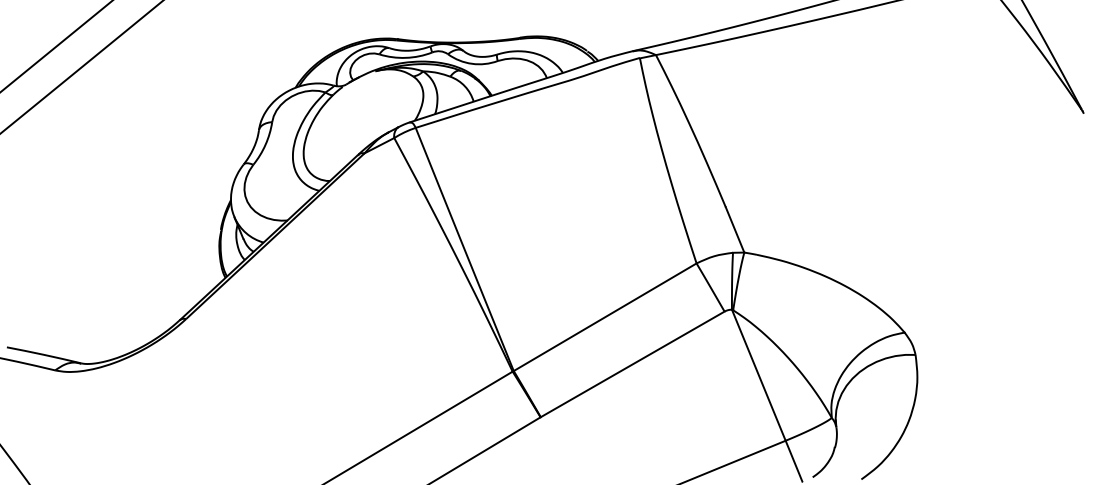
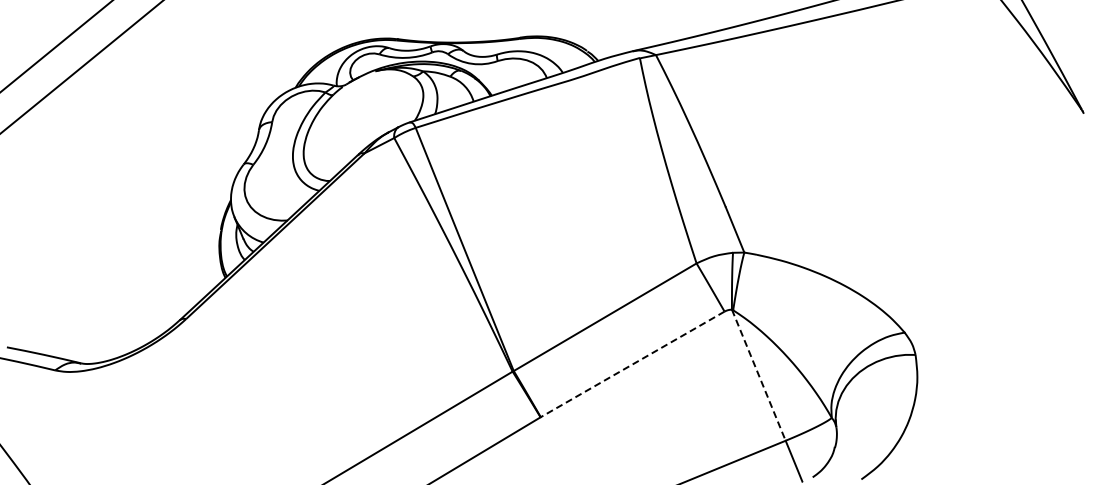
line: solid -> dashed (632, 364)
line: solid -> dashed (758, 375)
